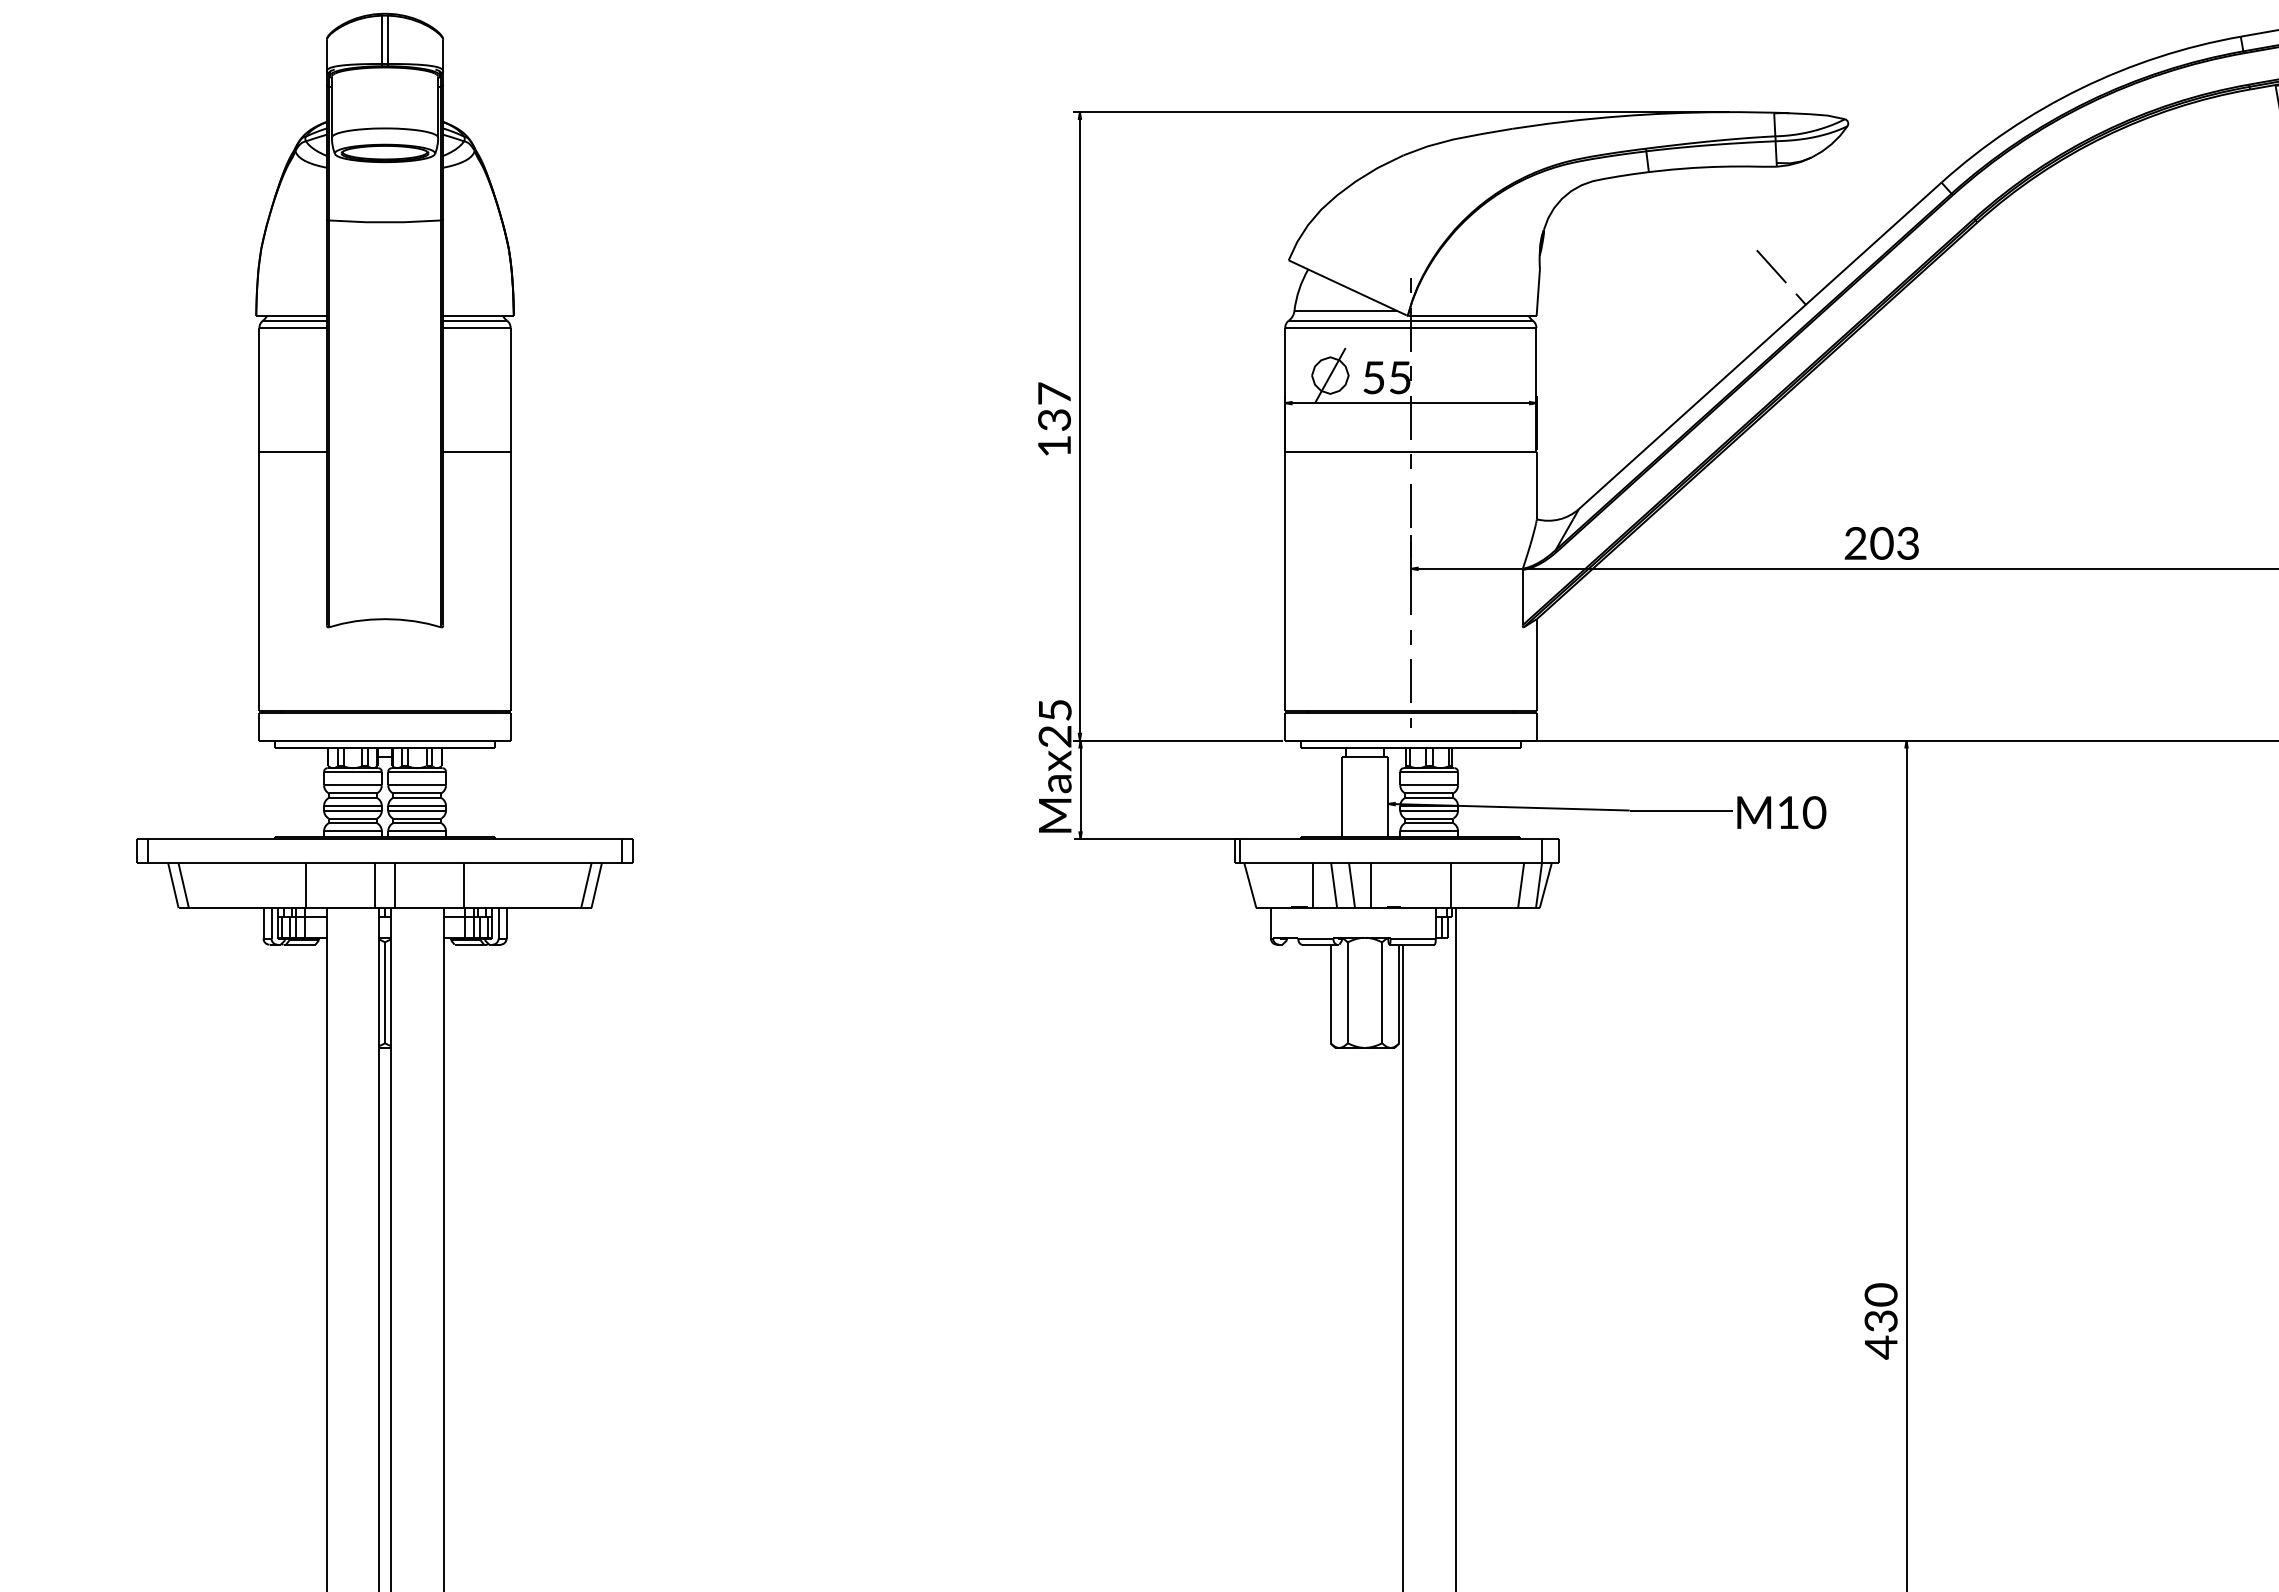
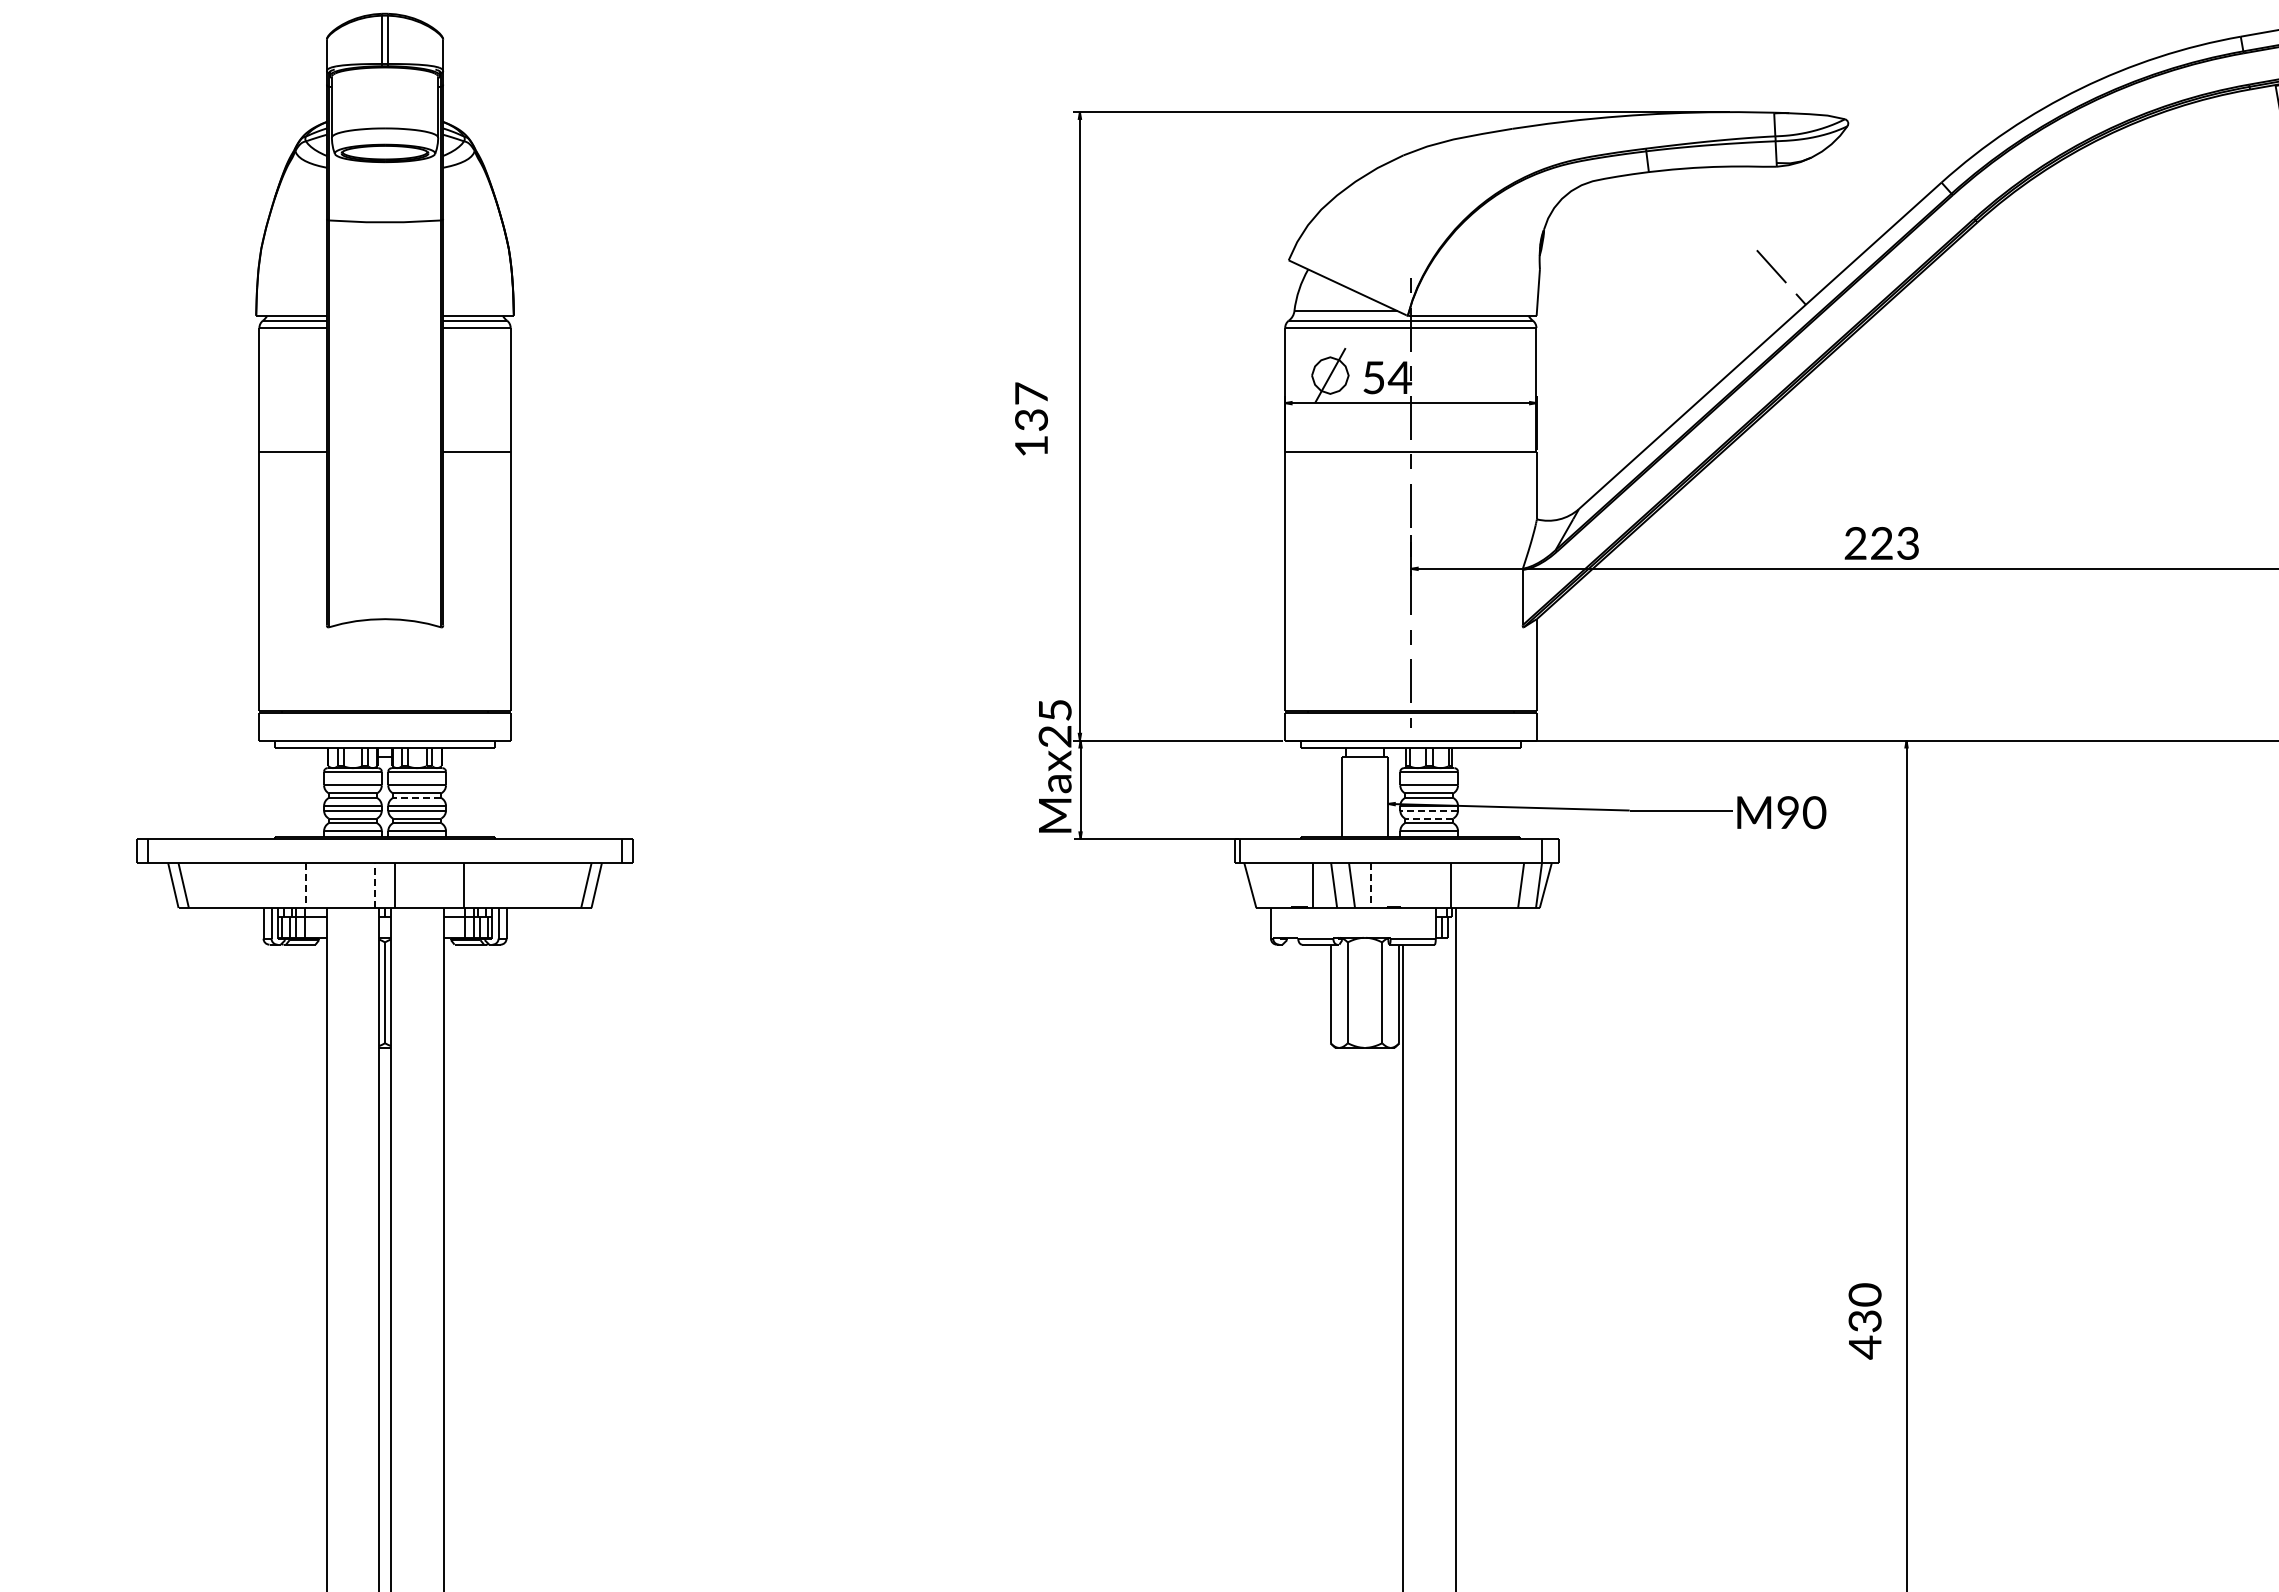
text: 55 -> 54 (1399, 377)
text position: (1054, 418) -> (1031, 418) (1031, 418)
text: 203 -> 223 (1881, 543)
line: solid -> dashed (416, 797)
line: solid -> dashed (1429, 810)
text: M10 -> M90 (1787, 812)
line: solid -> dashed (1428, 818)
line: solid -> dashed (374, 885)
line: solid -> dashed (305, 886)
line: solid -> dashed (1370, 886)
text position: (1880, 1321) -> (1864, 1321) (1864, 1321)
